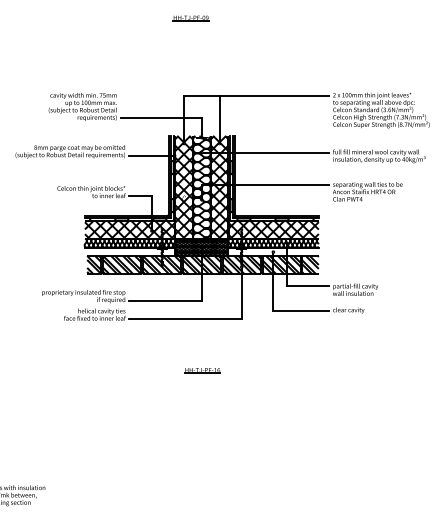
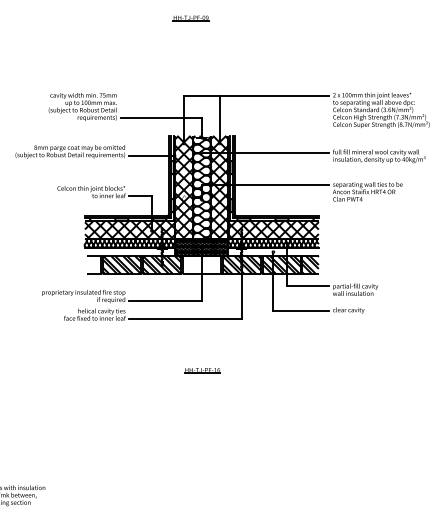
hatch: present -> none (94, 265)
hatch: present -> none (201, 265)
